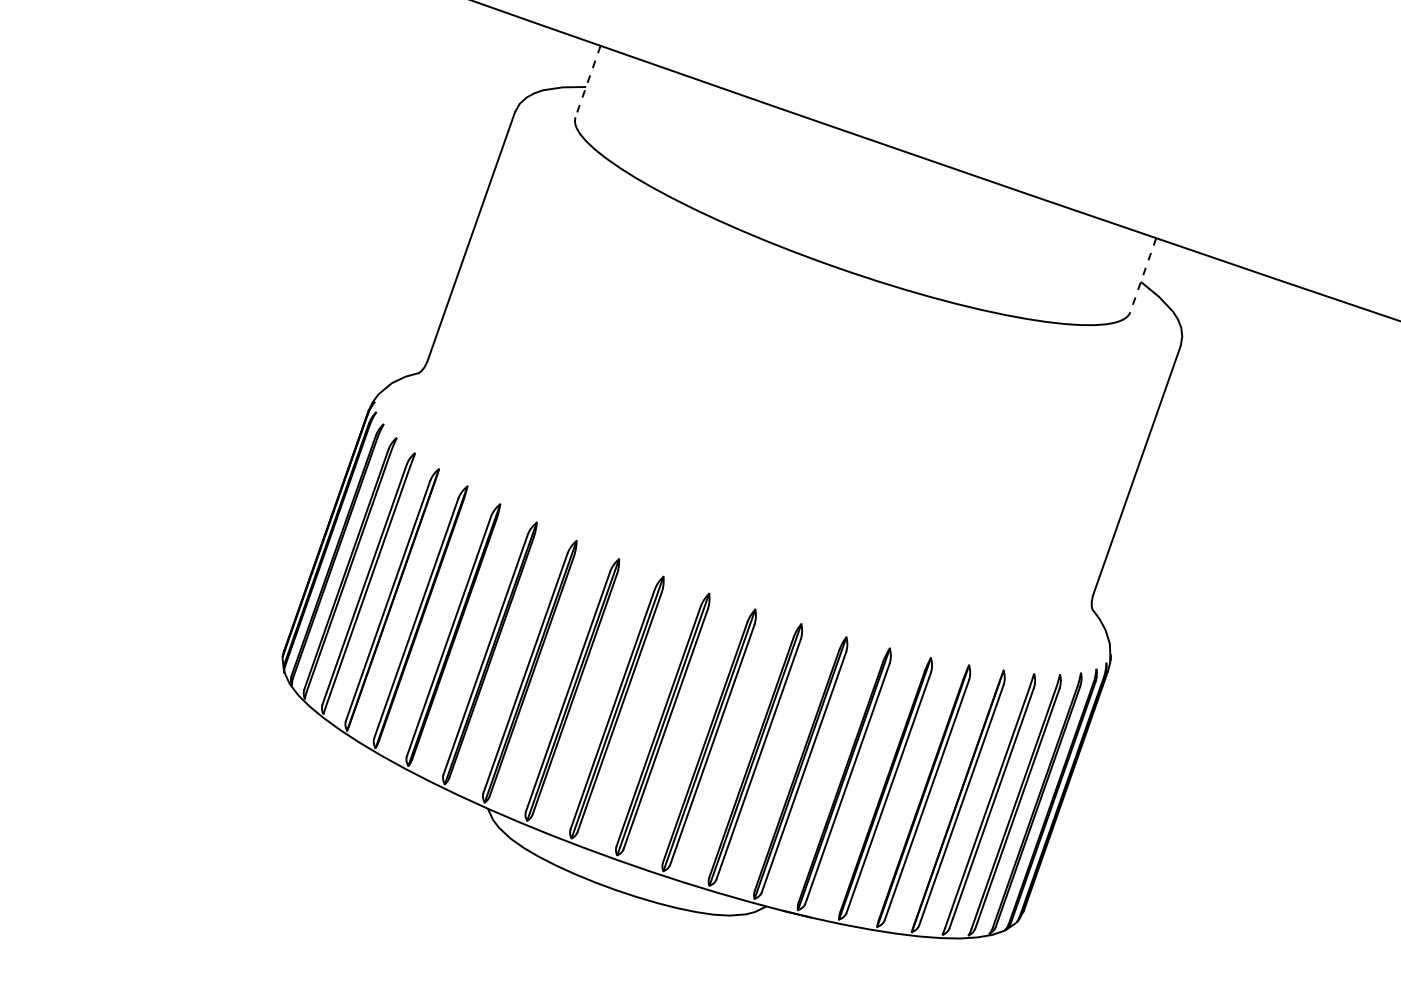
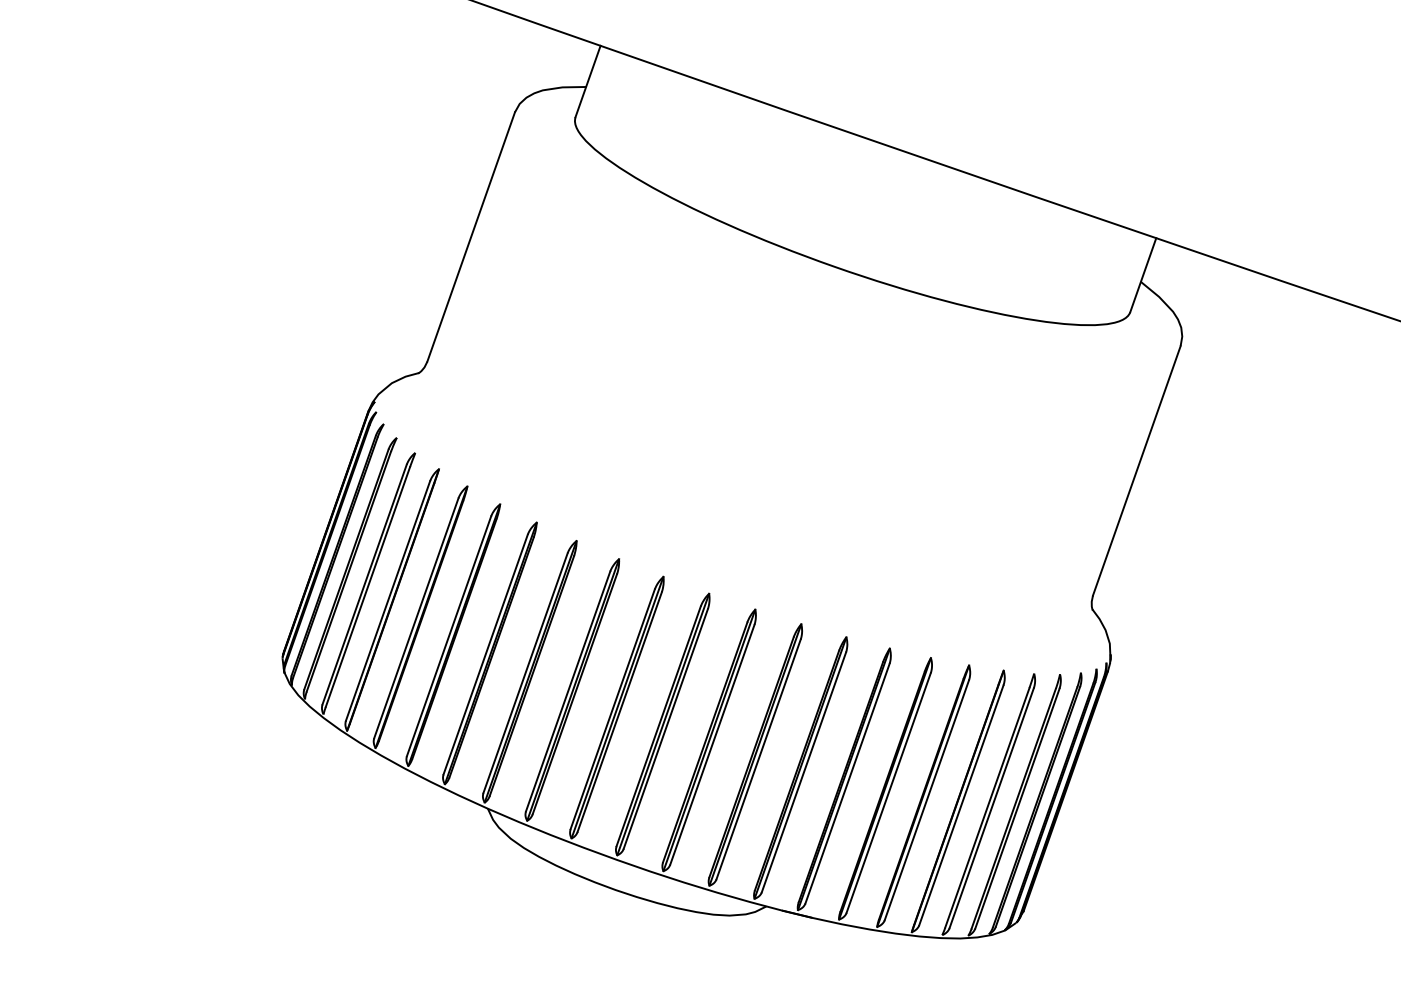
line: dashed -> solid (588, 81)
line: dashed -> solid (1143, 275)
